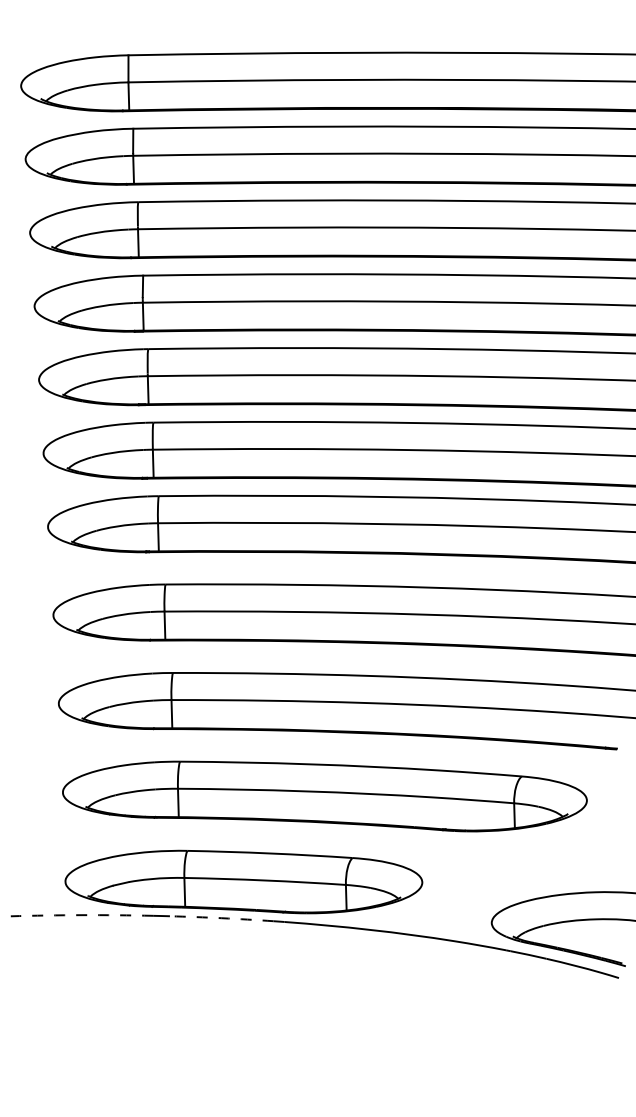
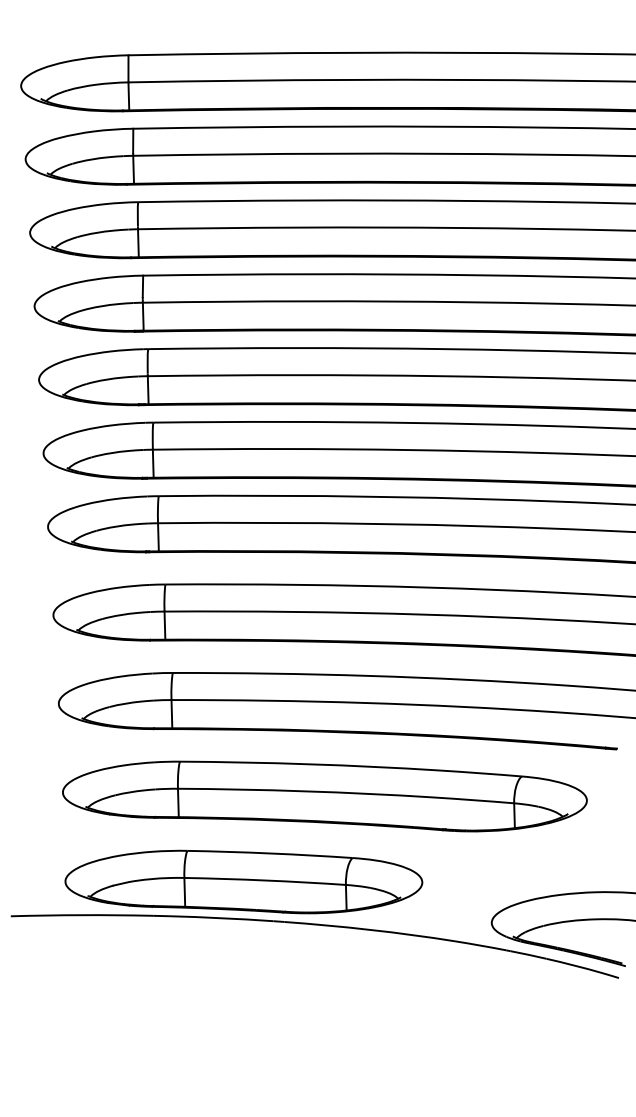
arc: dashed -> solid (81, 915)
arc: dashed -> solid (221, 918)
